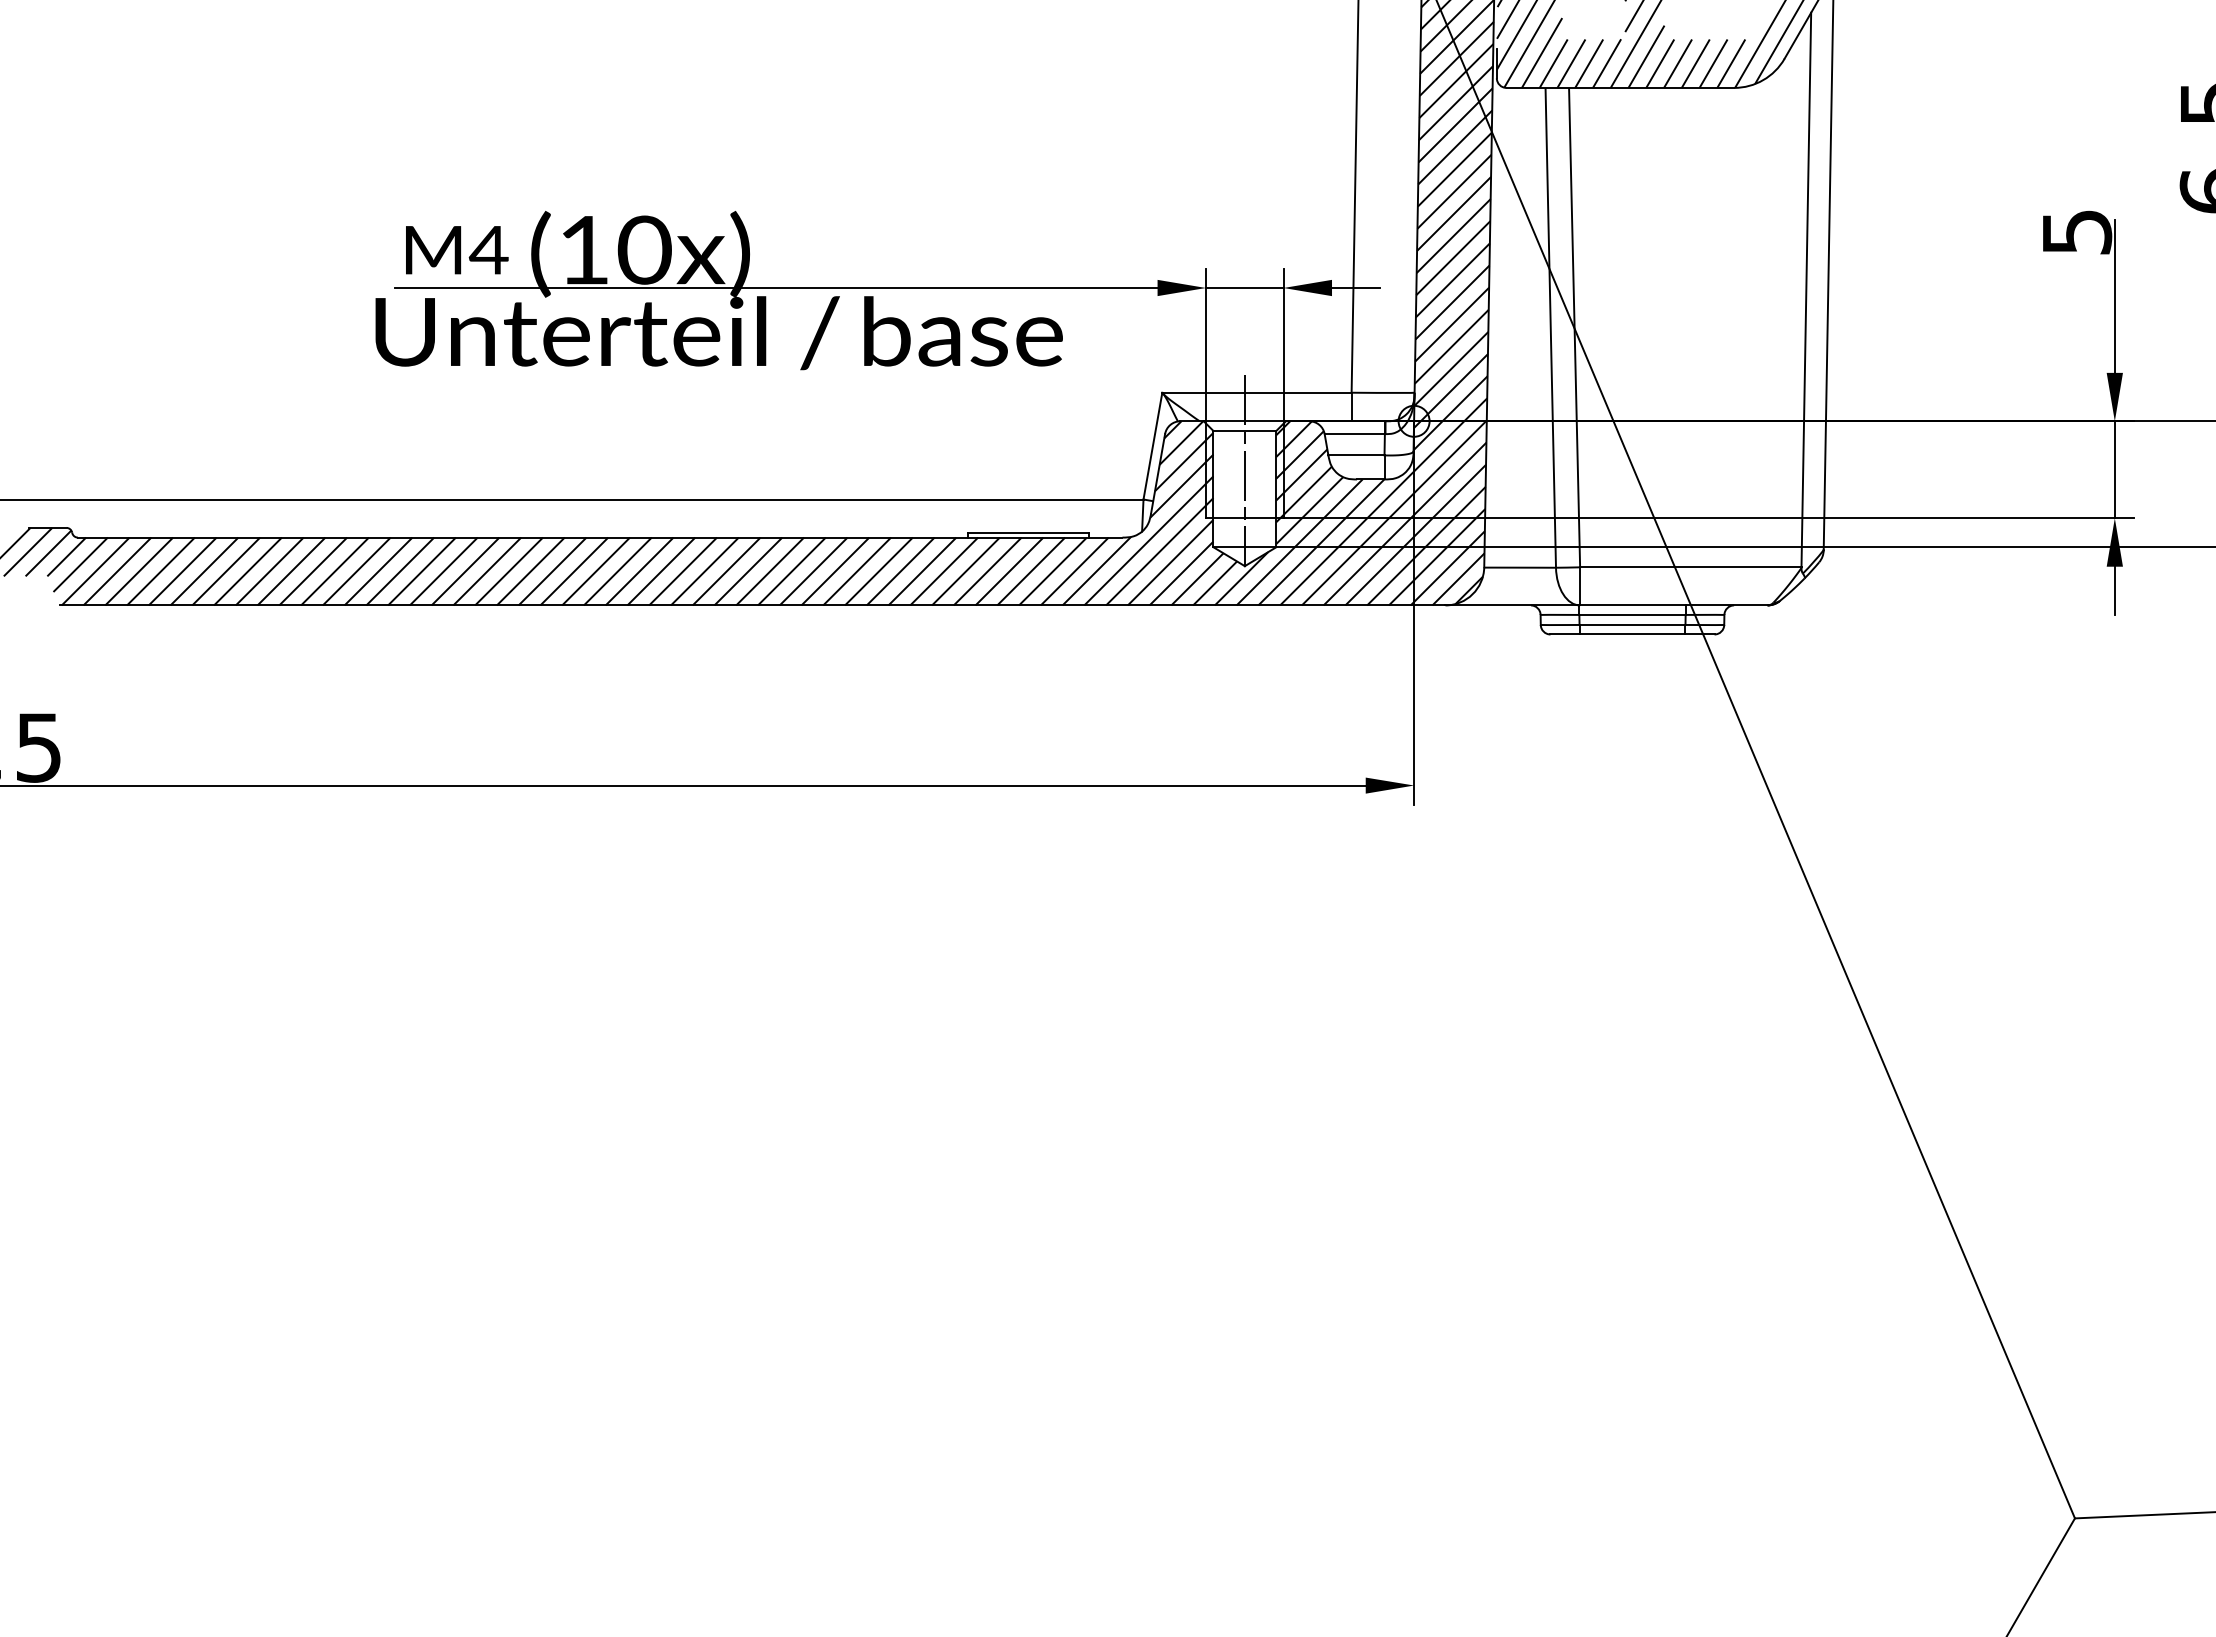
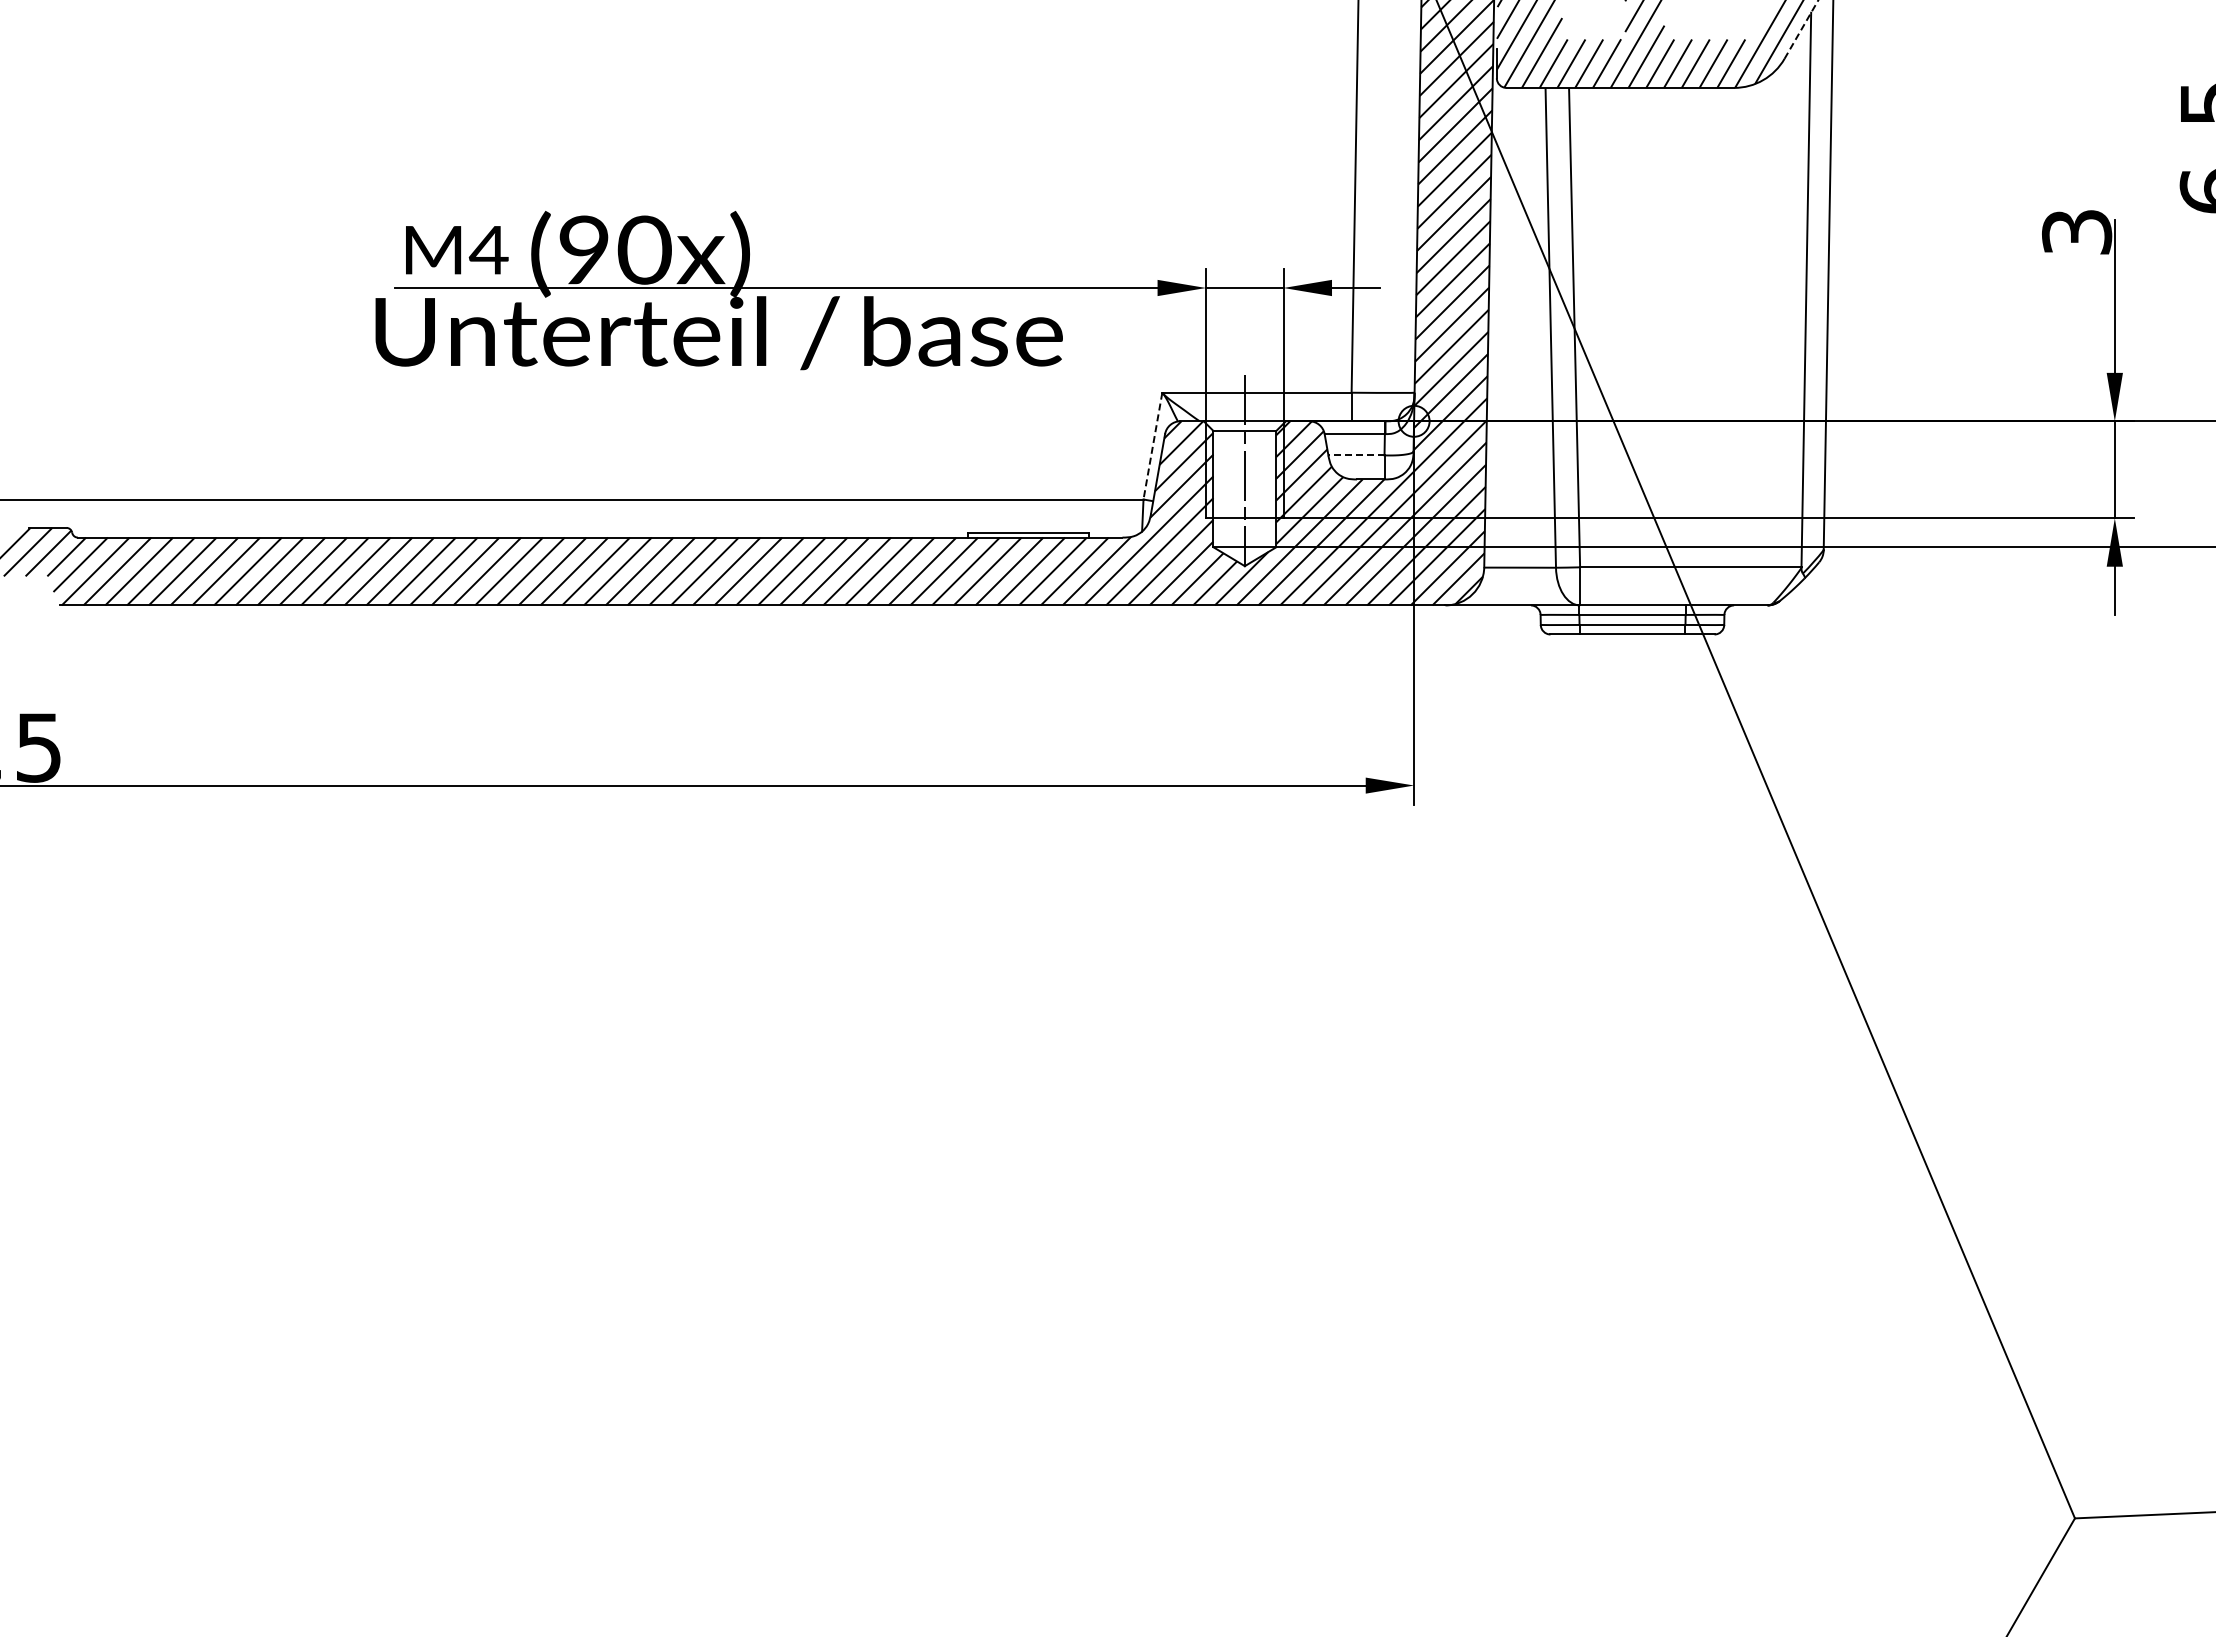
line: solid -> dashed (1801, 29)
text: 5 -> 3 (2076, 232)
text: (10x) -> (90x) (583, 249)
line: solid -> dashed (1152, 446)
line: solid -> dashed (1355, 455)
